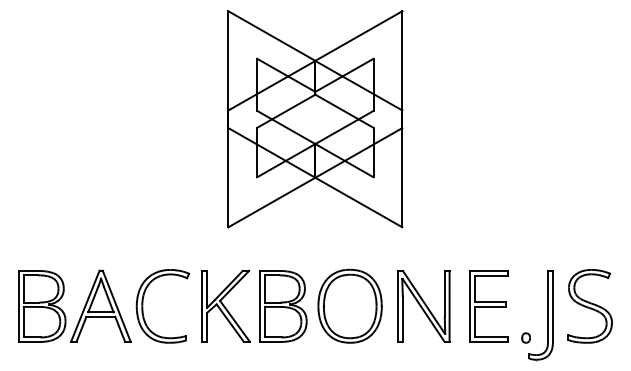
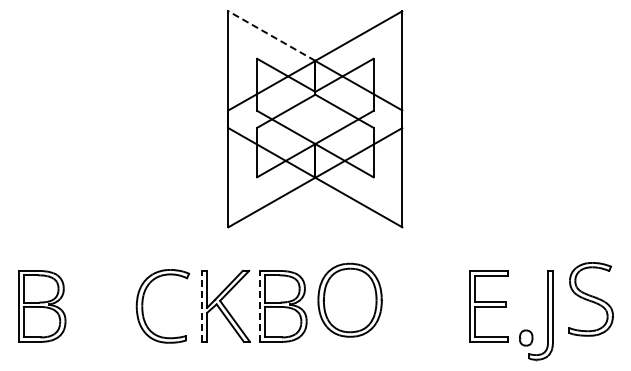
line: solid -> dashed (271, 35)
part: present -> none (100, 305)
line: solid -> dashed (202, 305)
line: solid -> dashed (260, 305)
part position: (349, 305) -> (349, 299) (349, 299)
part: present -> none (423, 306)
part position: (589, 306) -> (590, 299) (590, 299)
part size: 10x12 px -> 15x18 px (526, 337)
